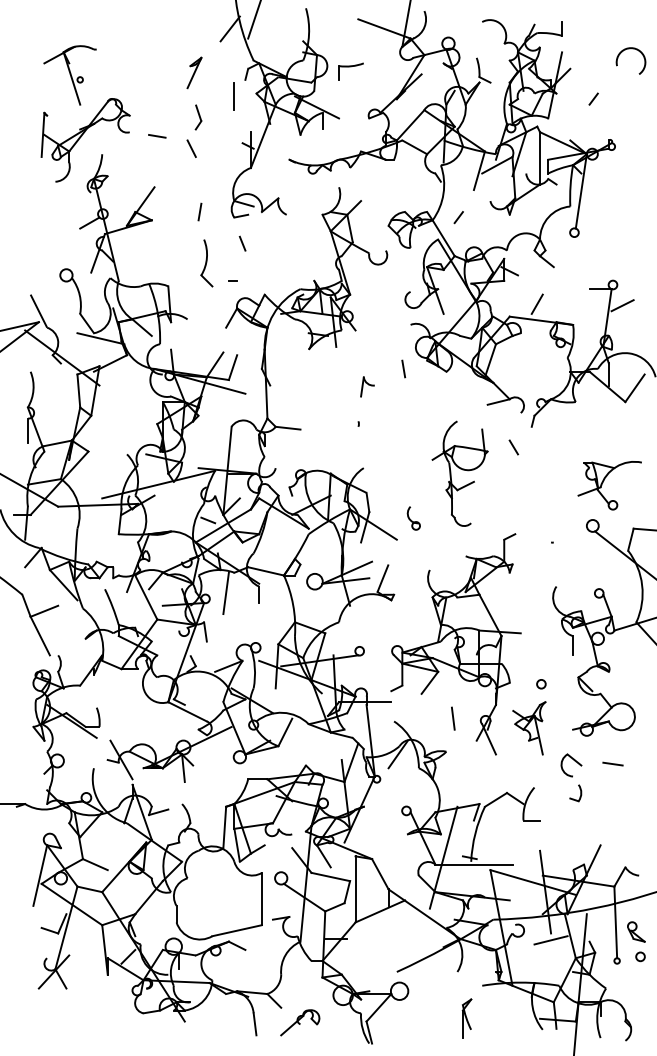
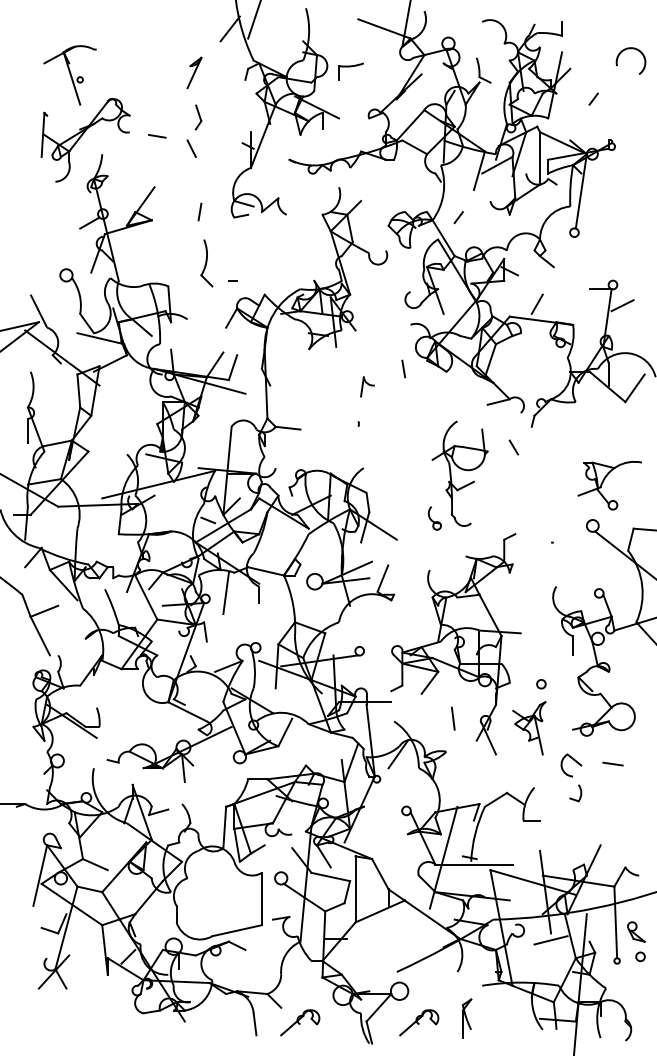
line: present -> none (234, 96)
line: present -> none (242, 243)
part position: (413, 518) -> (434, 518) (434, 518)
line: present -> none (121, 759)
part: none -> present (419, 1022)
